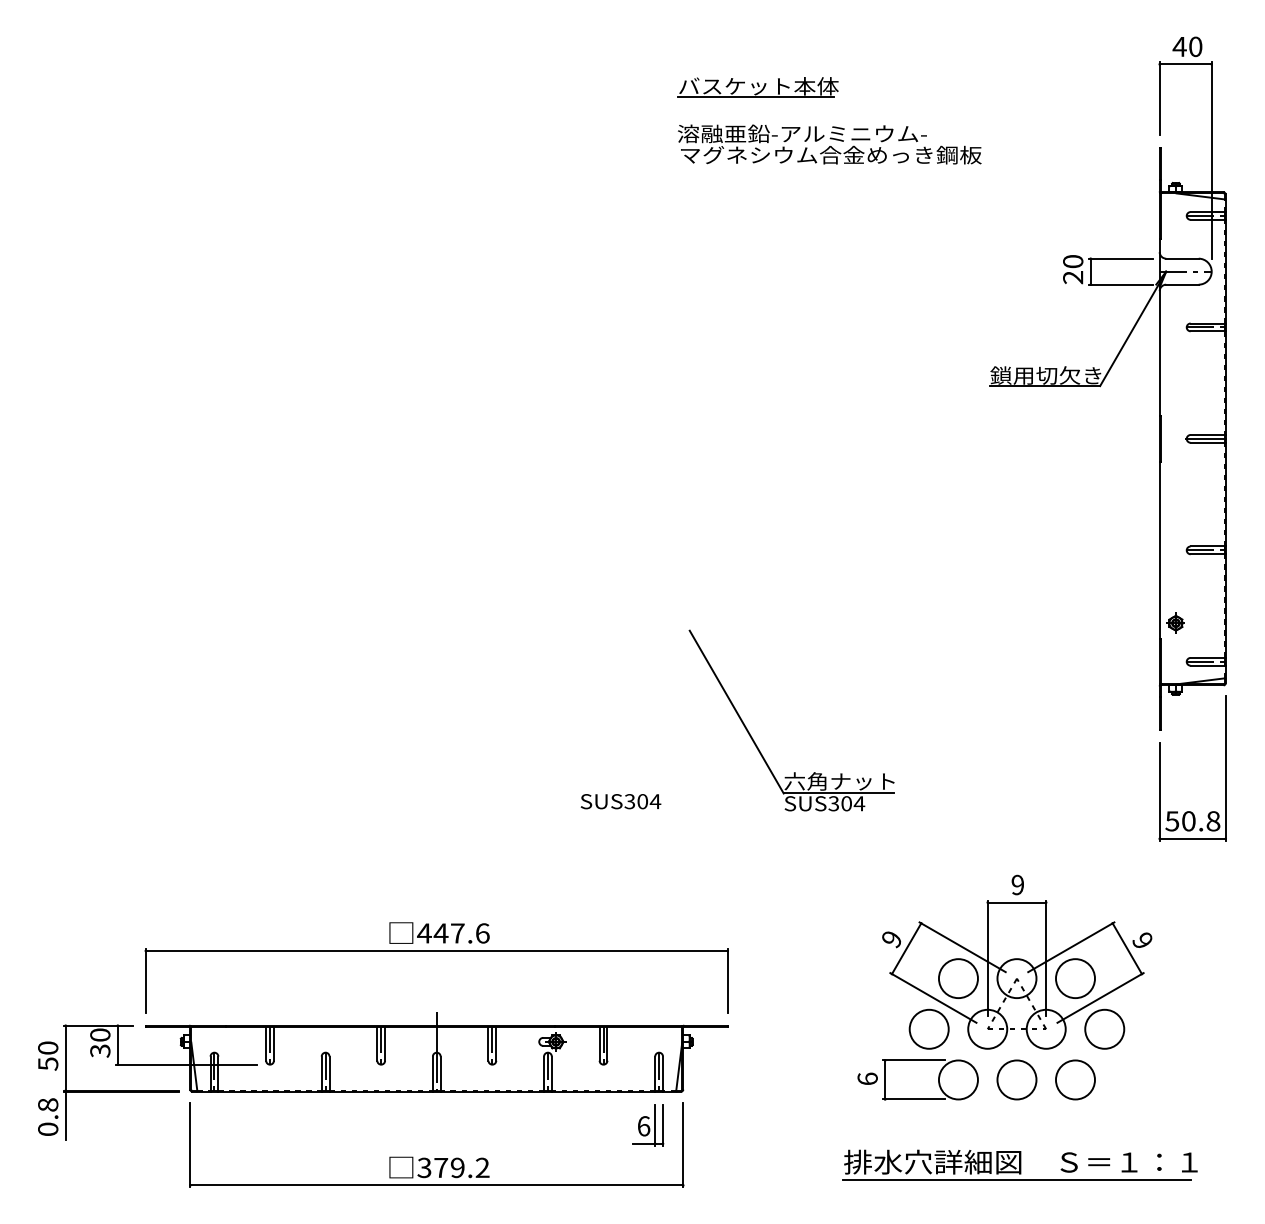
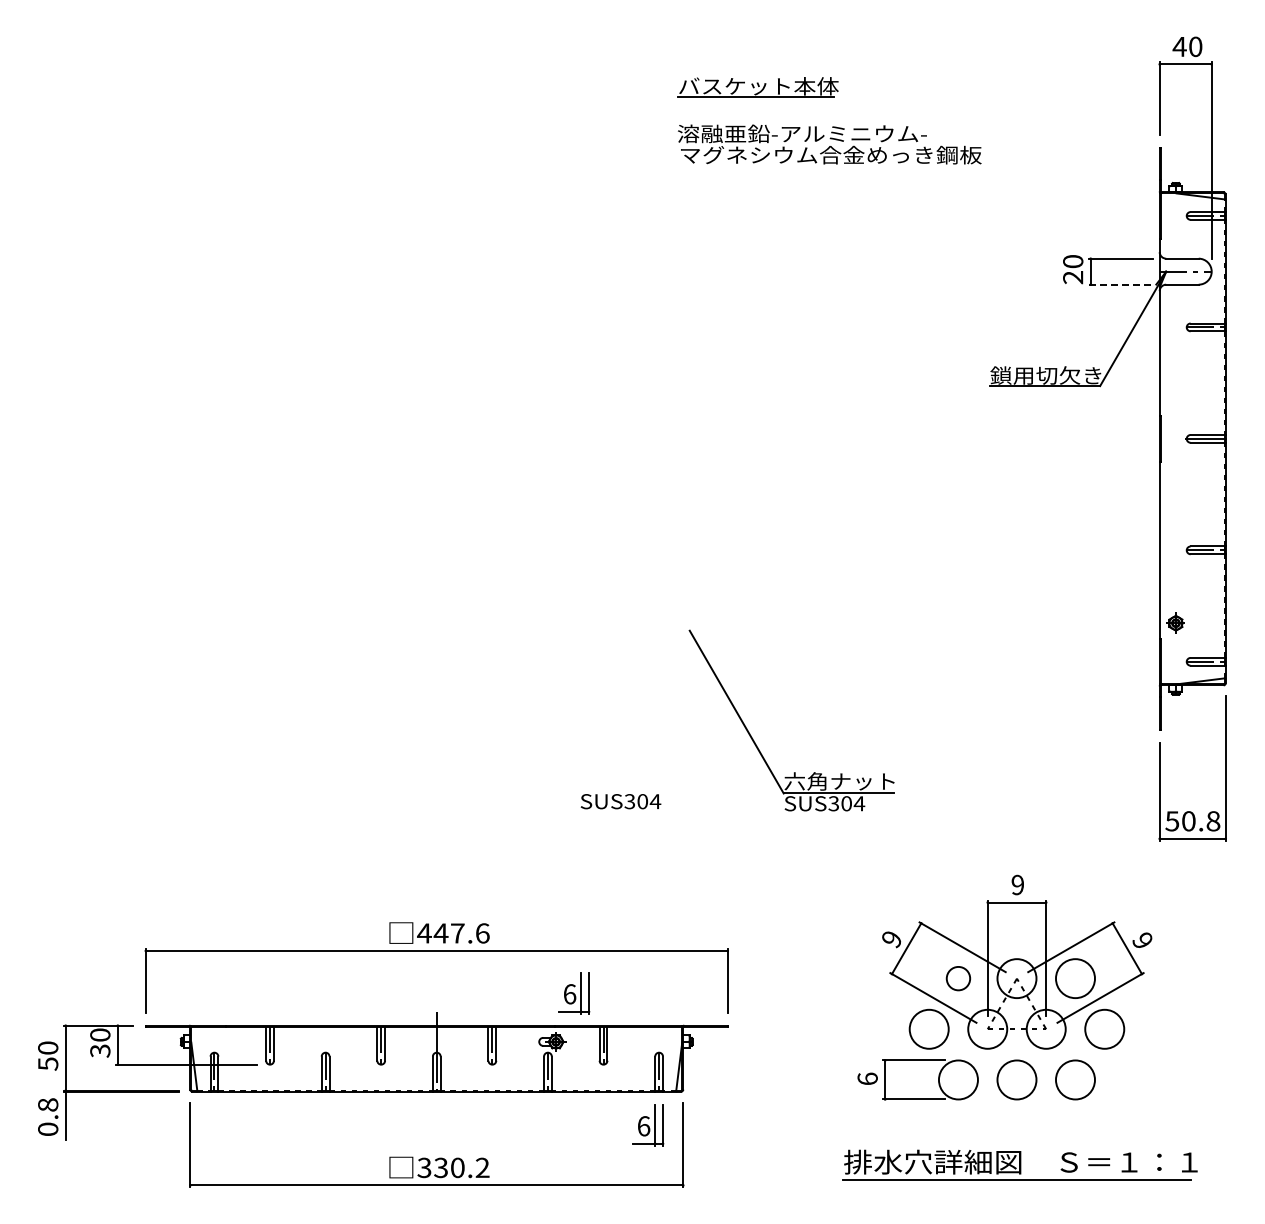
line: solid -> dashed (1121, 284)
circle diameter: 39 px -> 23 px (958, 978)
part: none -> present (574, 993)
text: 379.2 -> 330.2 (449, 1167)
